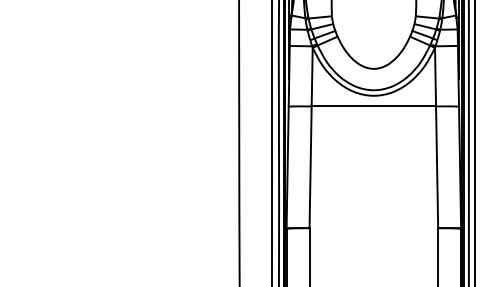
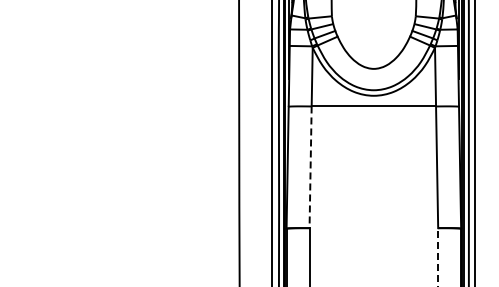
line: solid -> dashed (310, 167)
line: solid -> dashed (438, 257)
